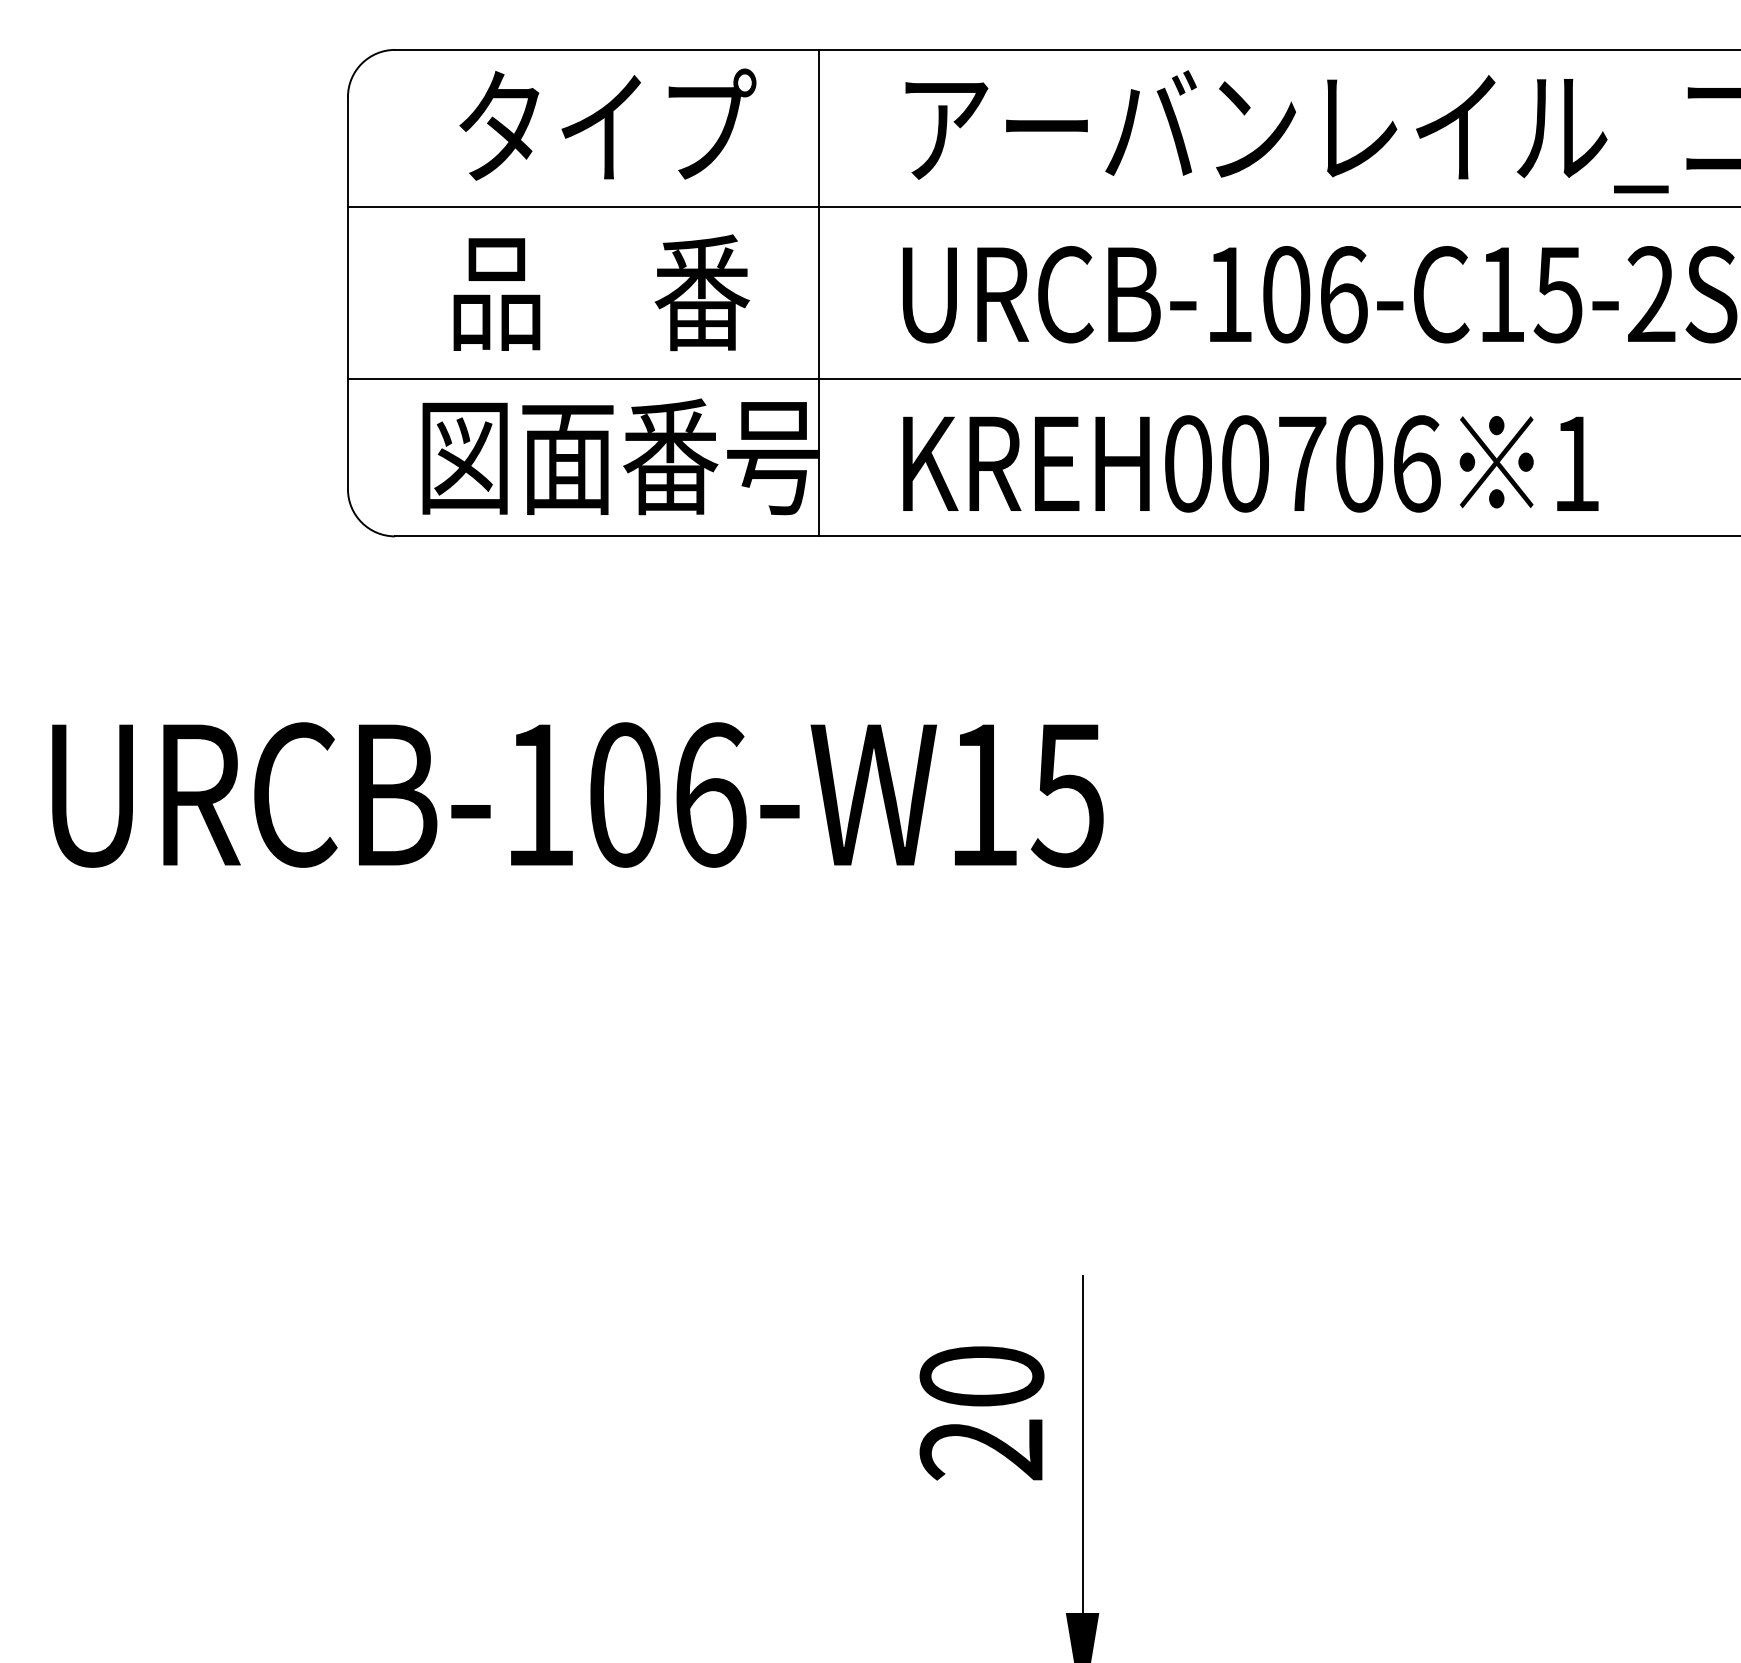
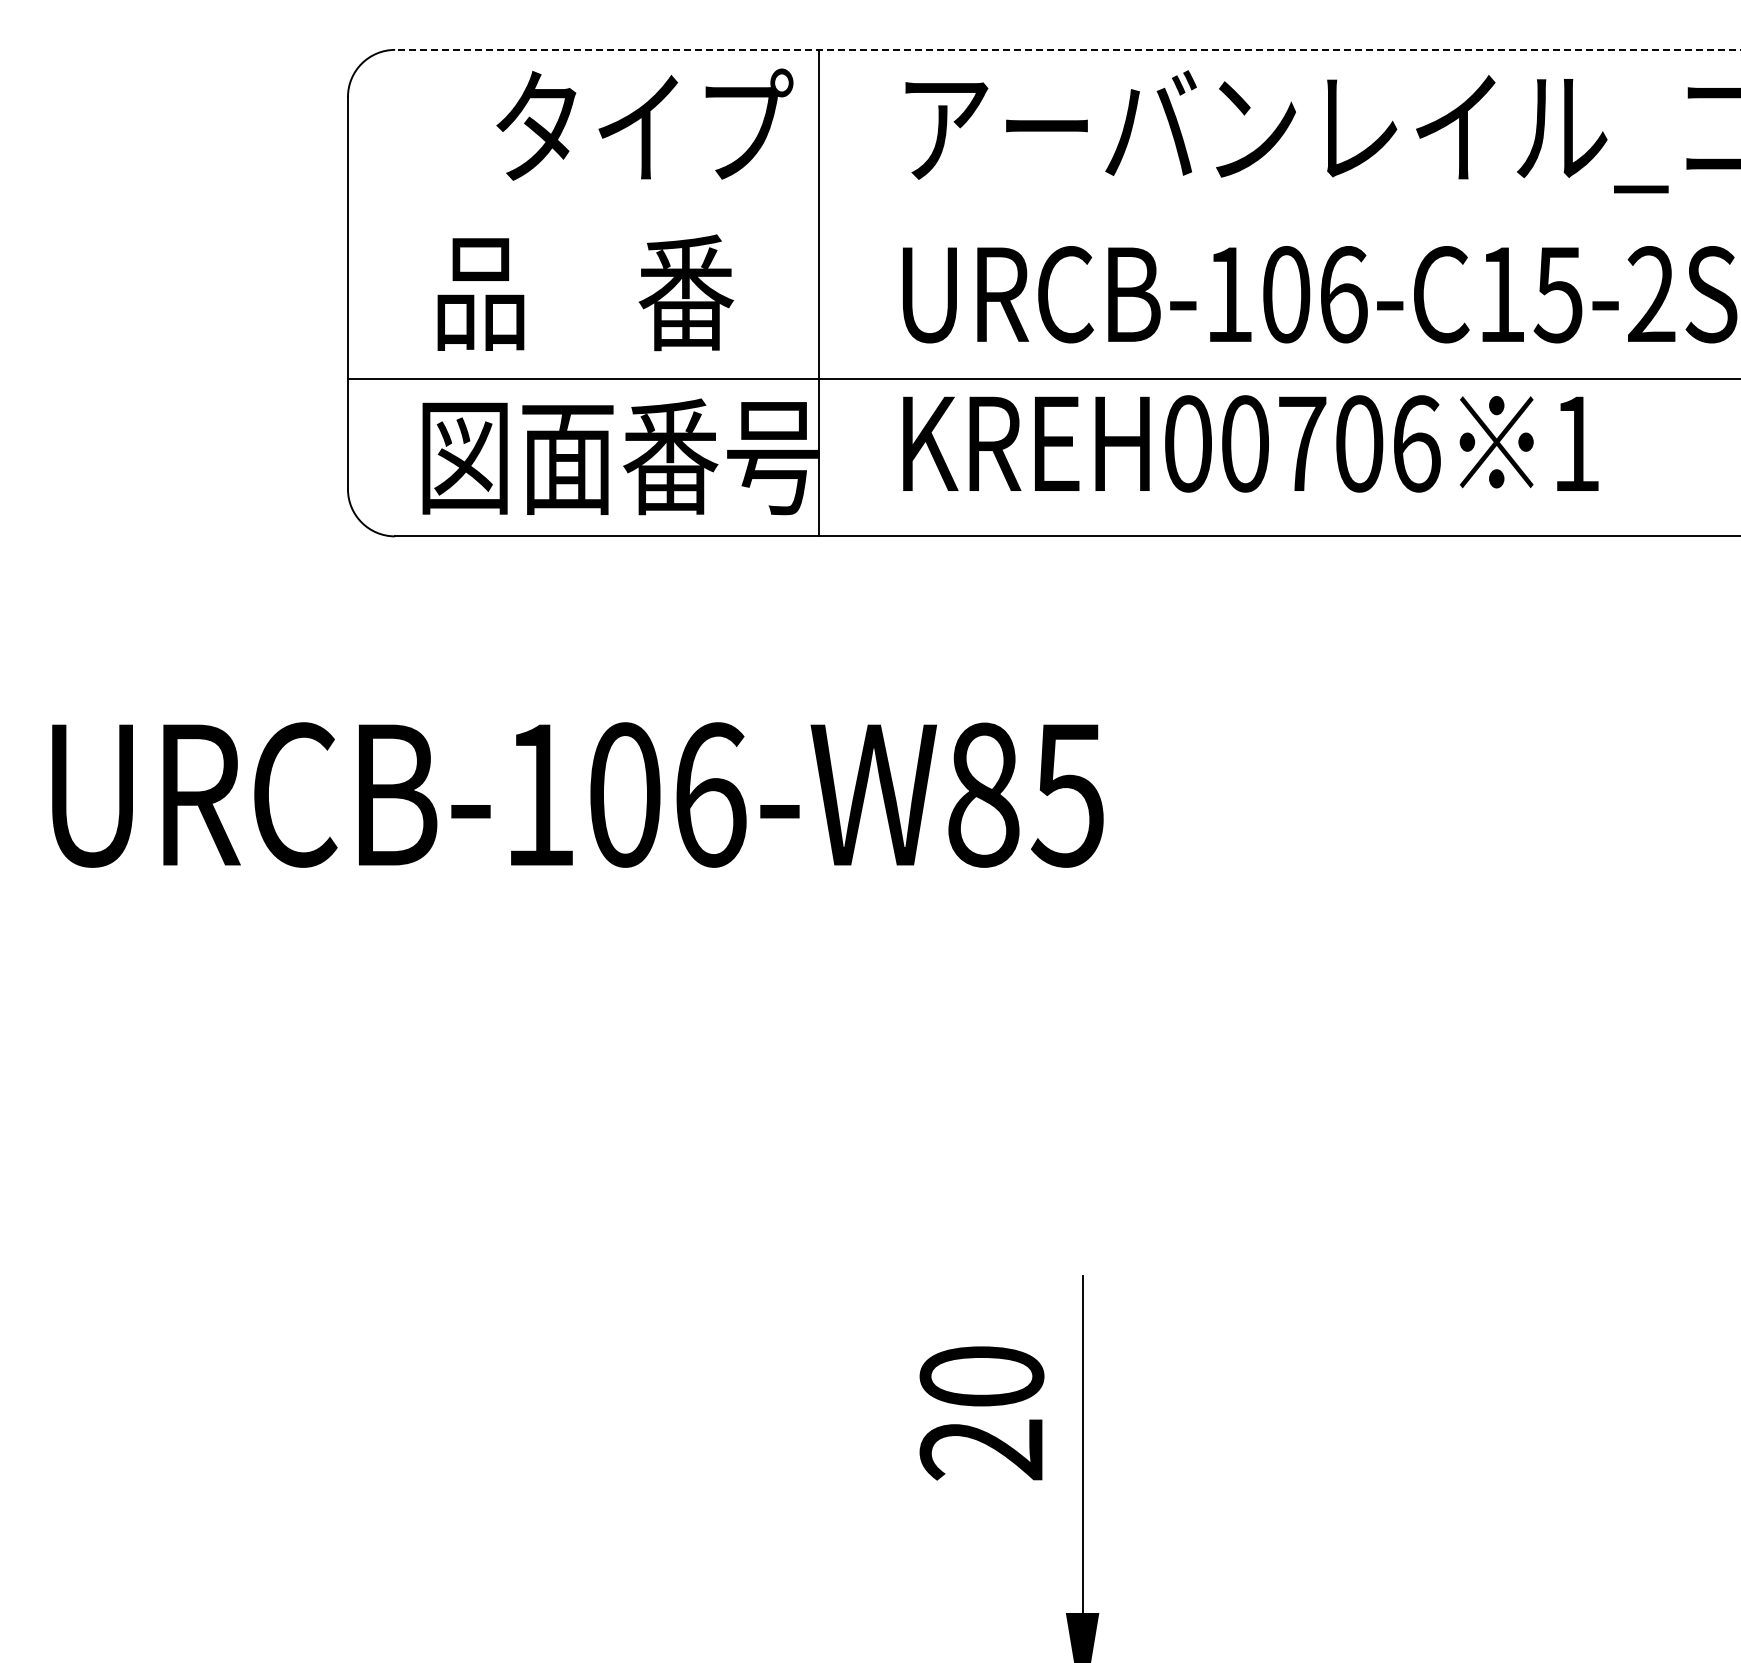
line: solid -> dashed (1067, 49)
text position: (607, 124) -> (644, 124) (644, 124)
line: present -> none (1042, 206)
text position: (601, 292) -> (585, 292) (585, 292)
text position: (1250, 463) -> (1250, 443) (1250, 443)
text: URCB-106-W15 -> URCB-106-W85 (983, 794)
